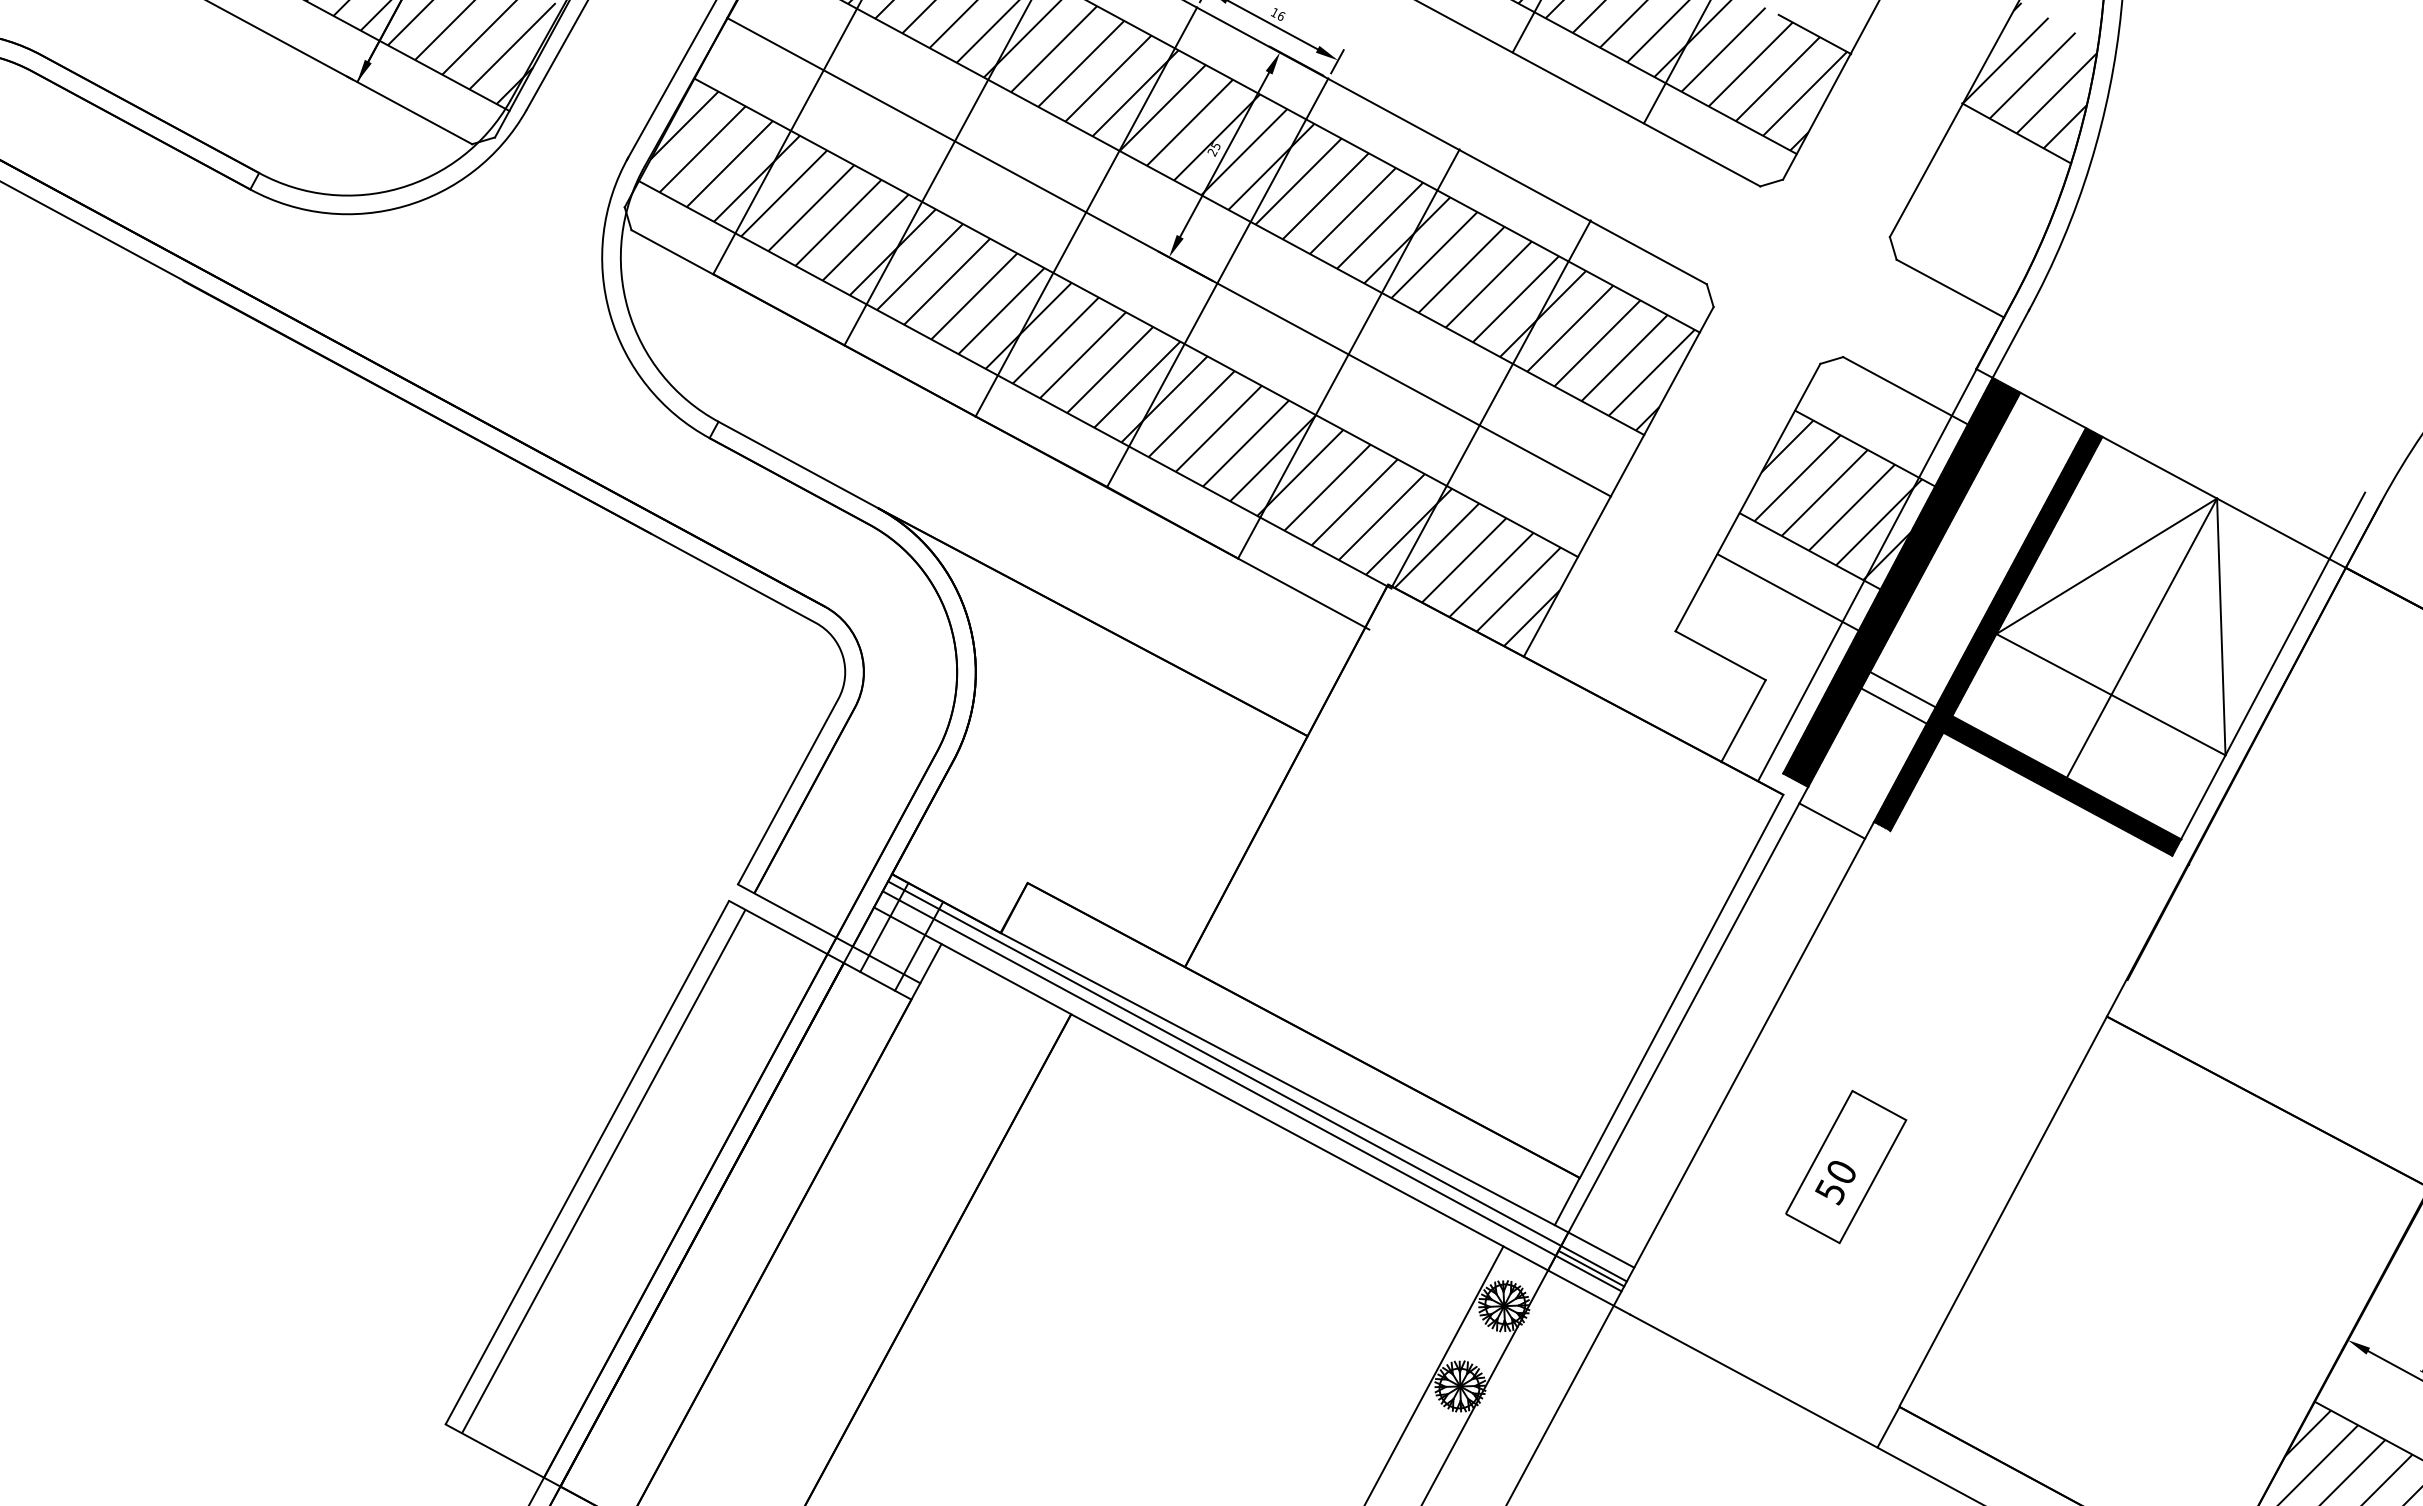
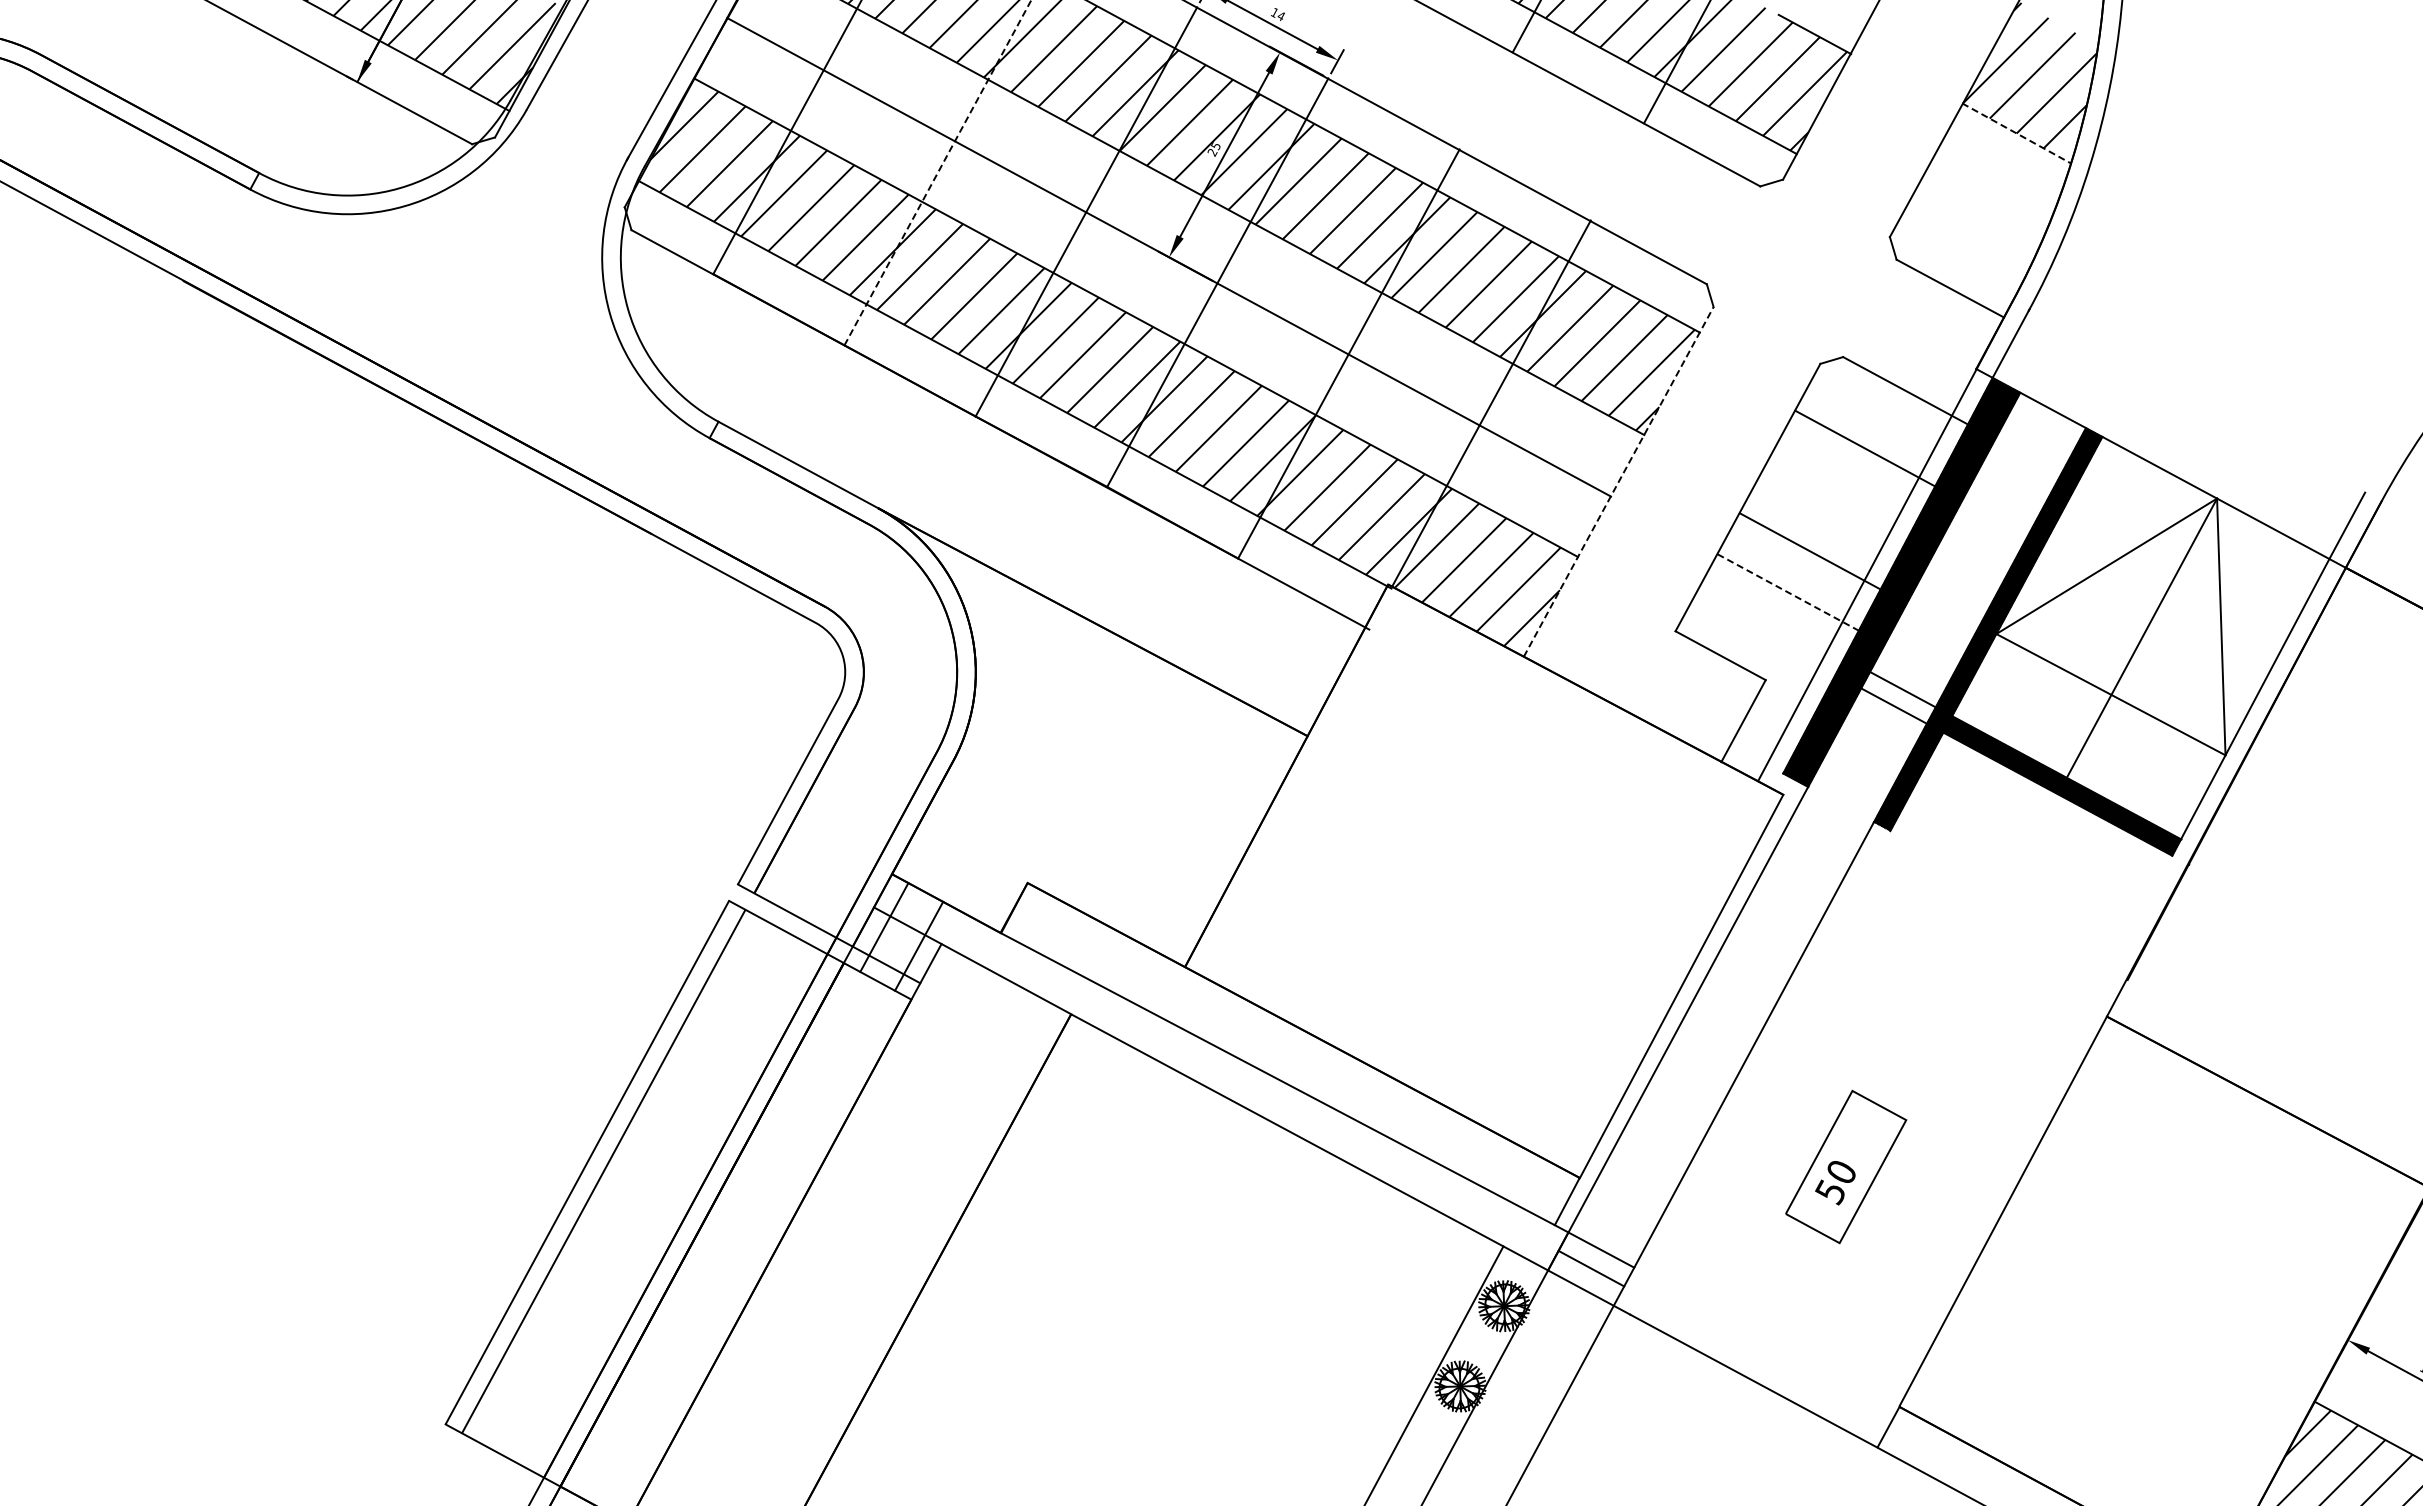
text: 16 -> 14 (1281, 16)
line: solid -> dashed (2017, 133)
line: solid -> dashed (938, 172)
line: solid -> dashed (1618, 481)
hatch: present -> none (1838, 500)
line: solid -> dashed (1788, 592)
line: present -> none (1832, 820)
line: present -> none (1257, 1081)
line: present -> none (1251, 1091)
